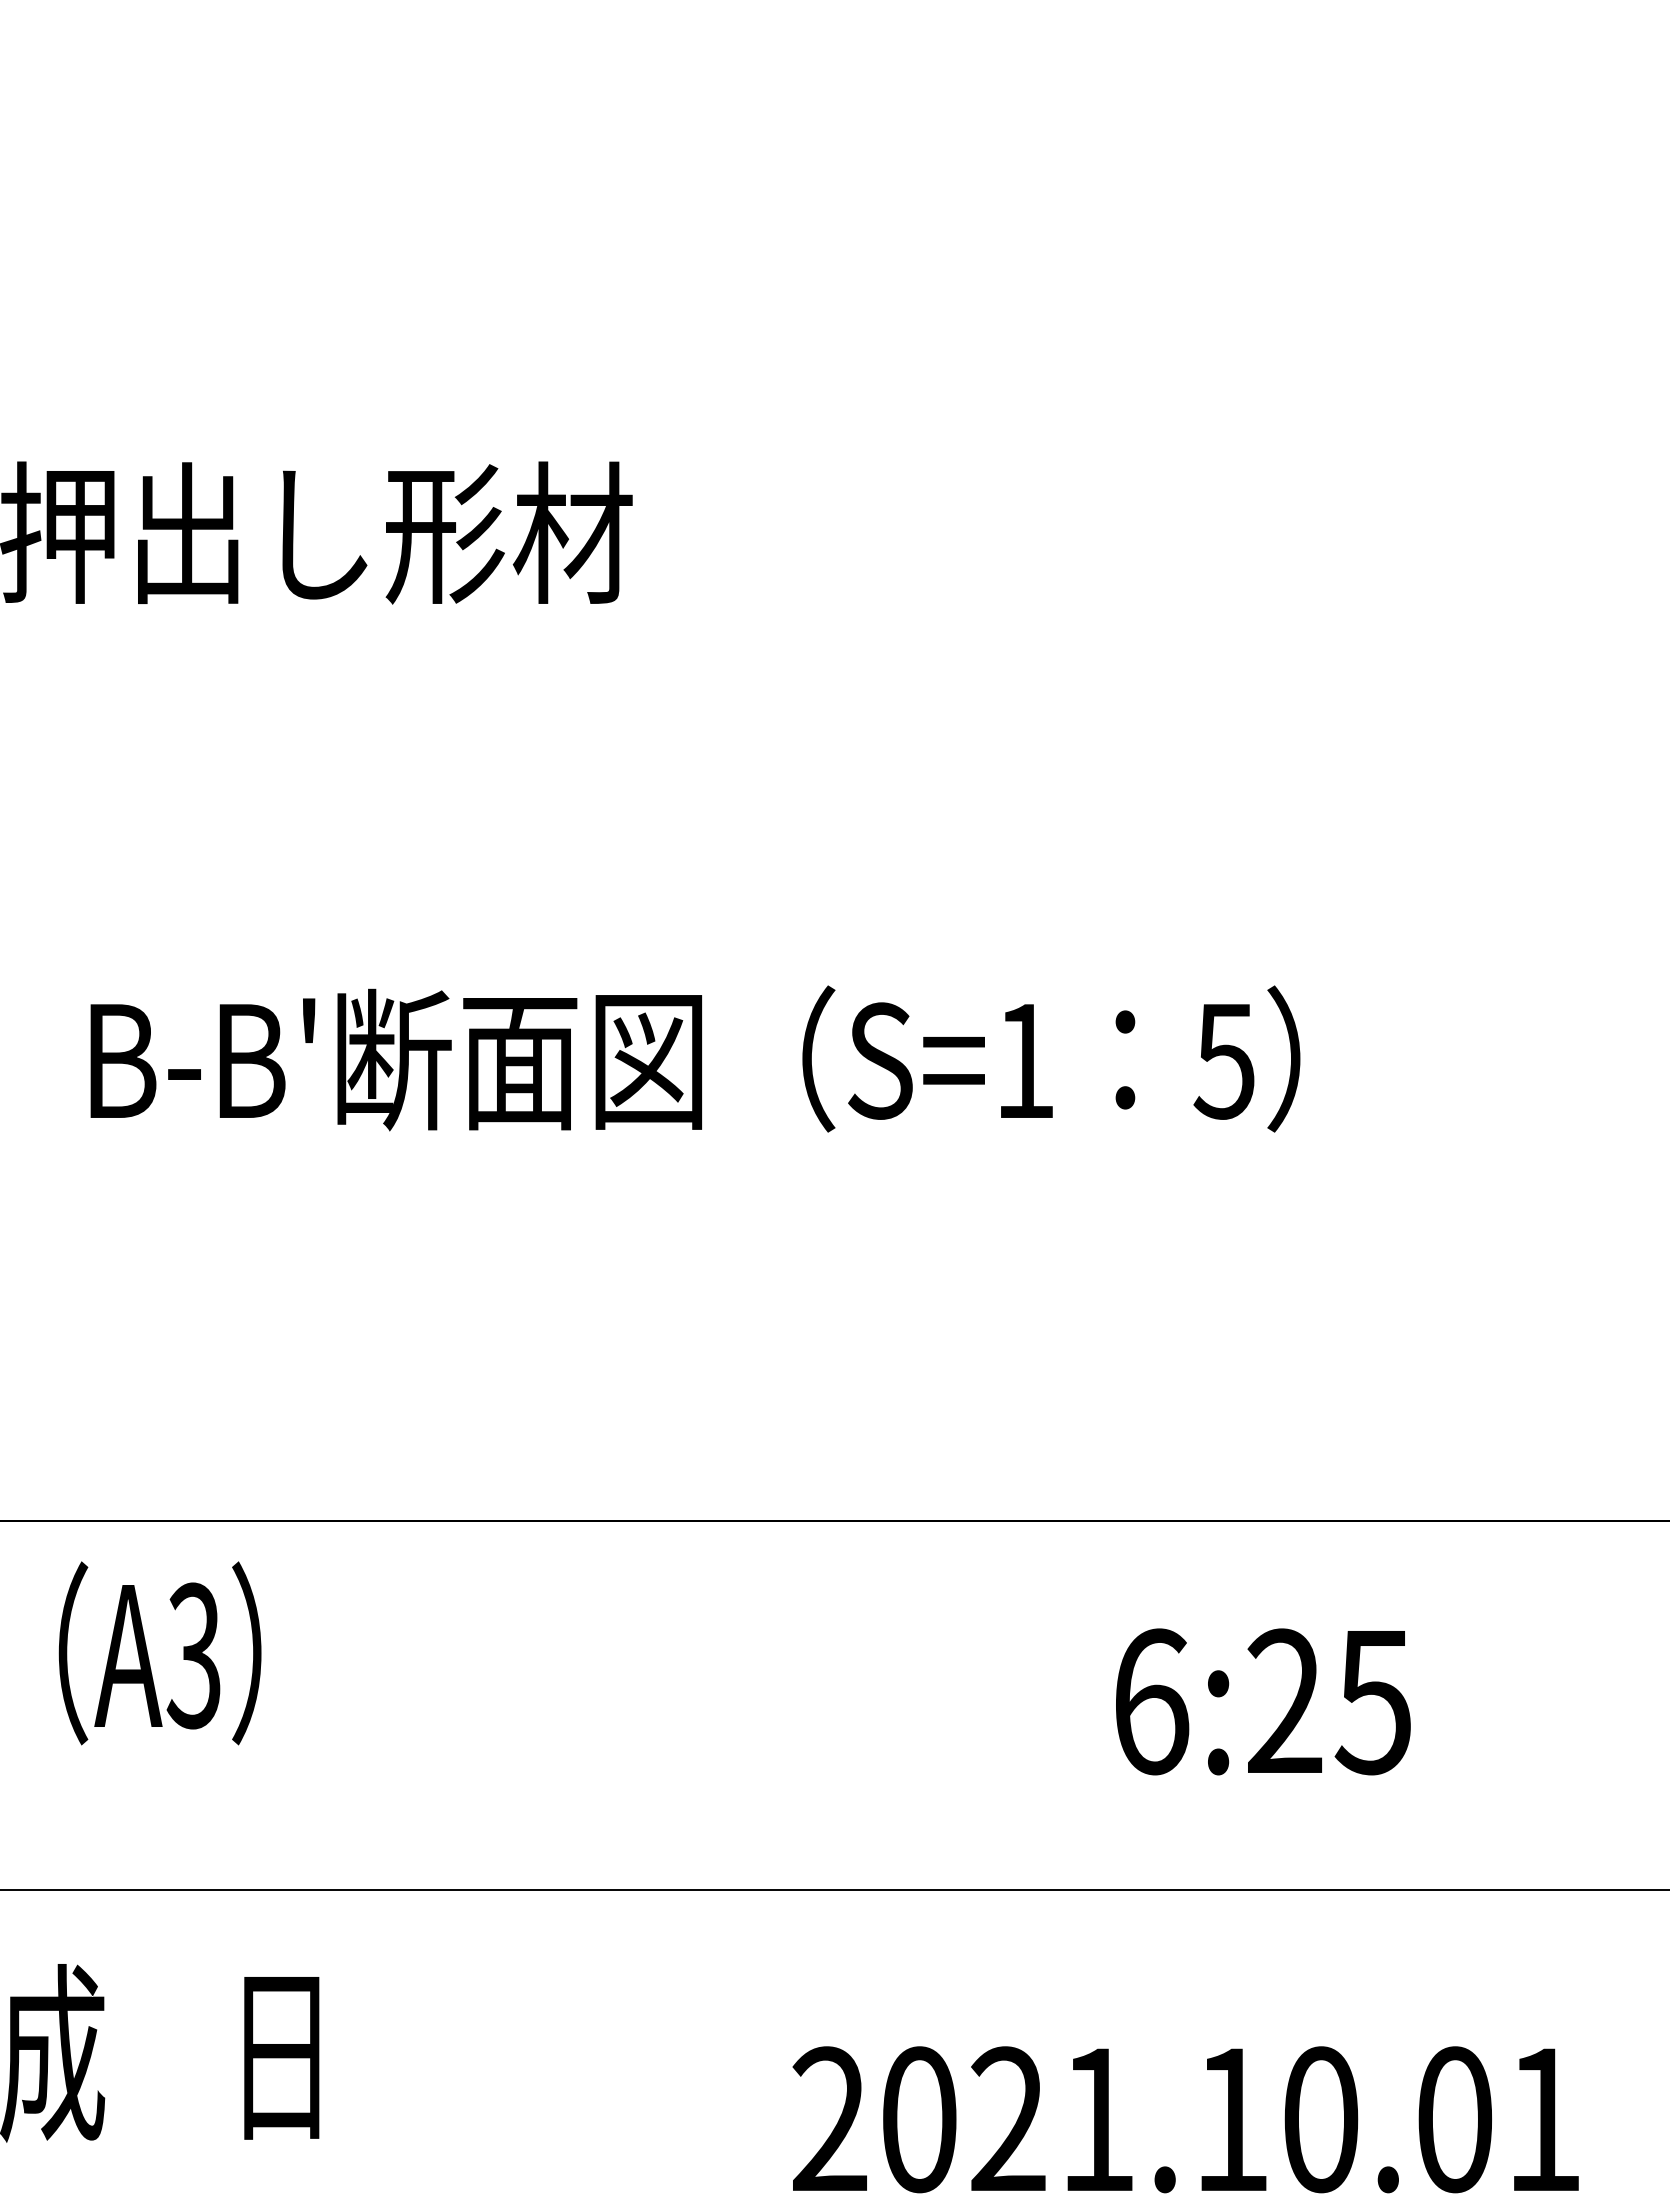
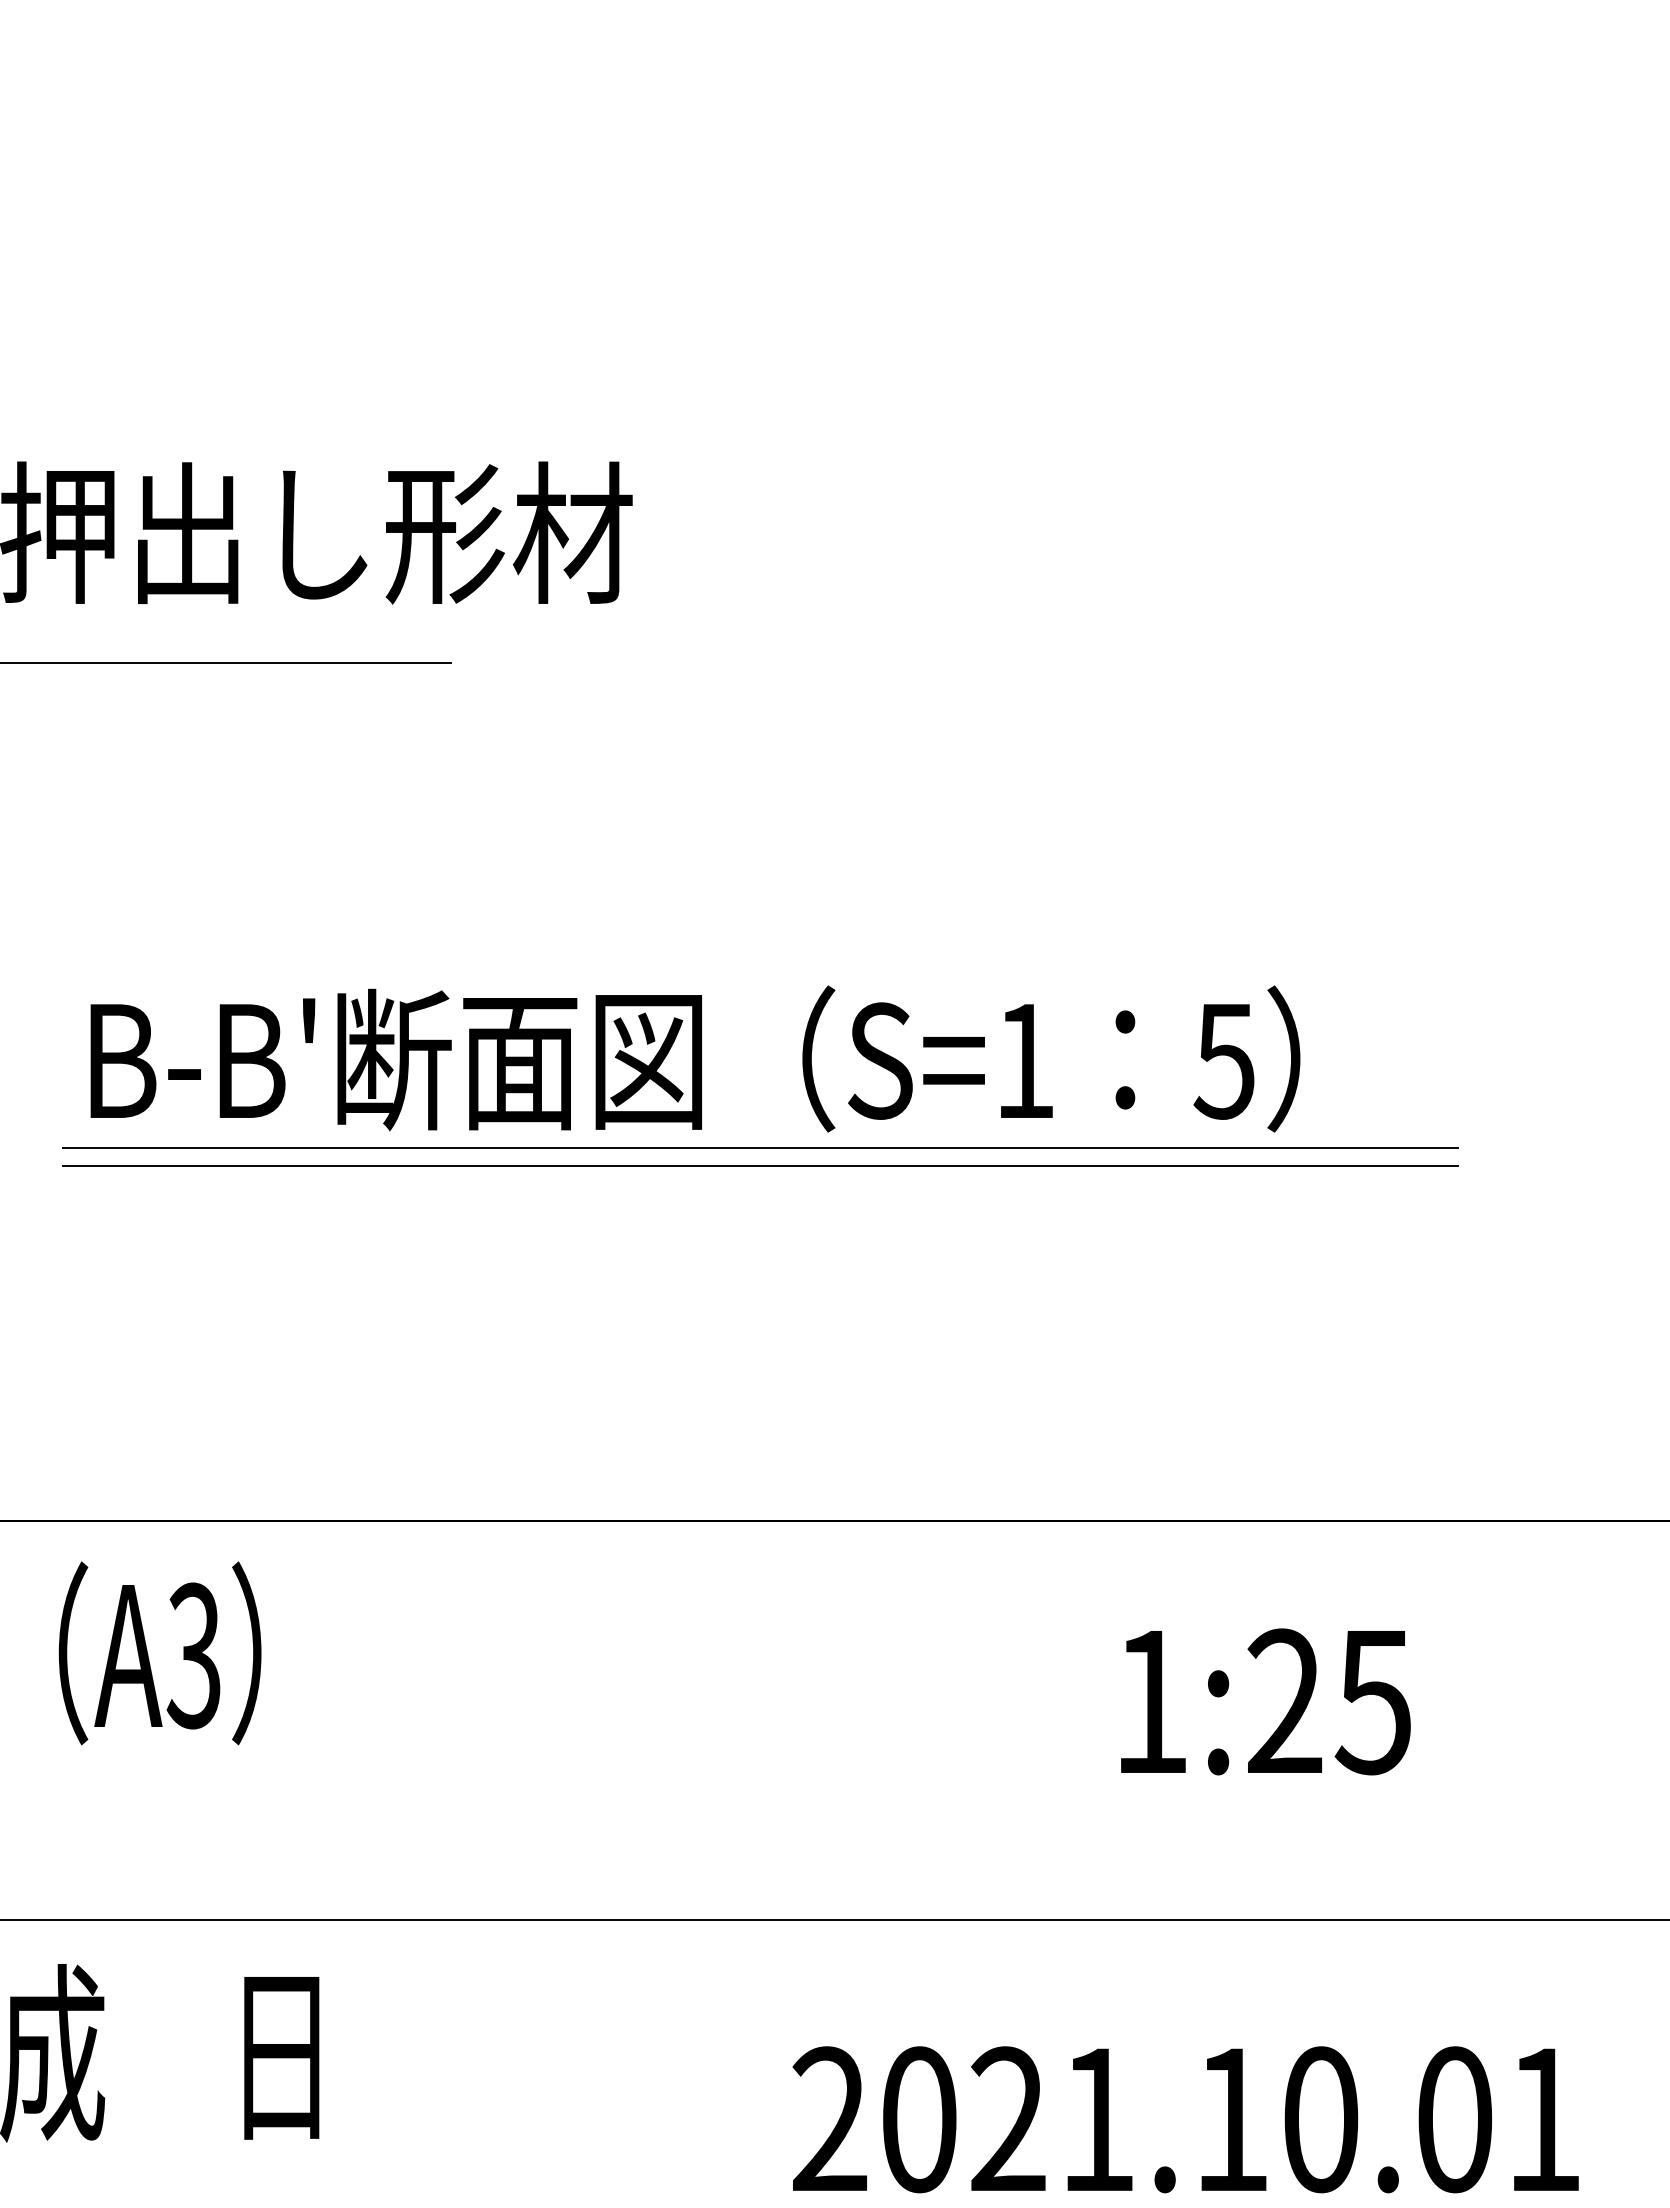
line: none -> present (226, 662)
line: none -> present (760, 1147)
line: none -> present (760, 1165)
text: 6:25 -> 1:25 (1152, 1701)
line position: (834, 1890) -> (834, 1920) (834, 1920)
